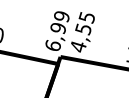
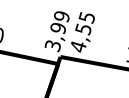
text: 6,99 -> 3,99 (52, 46)
